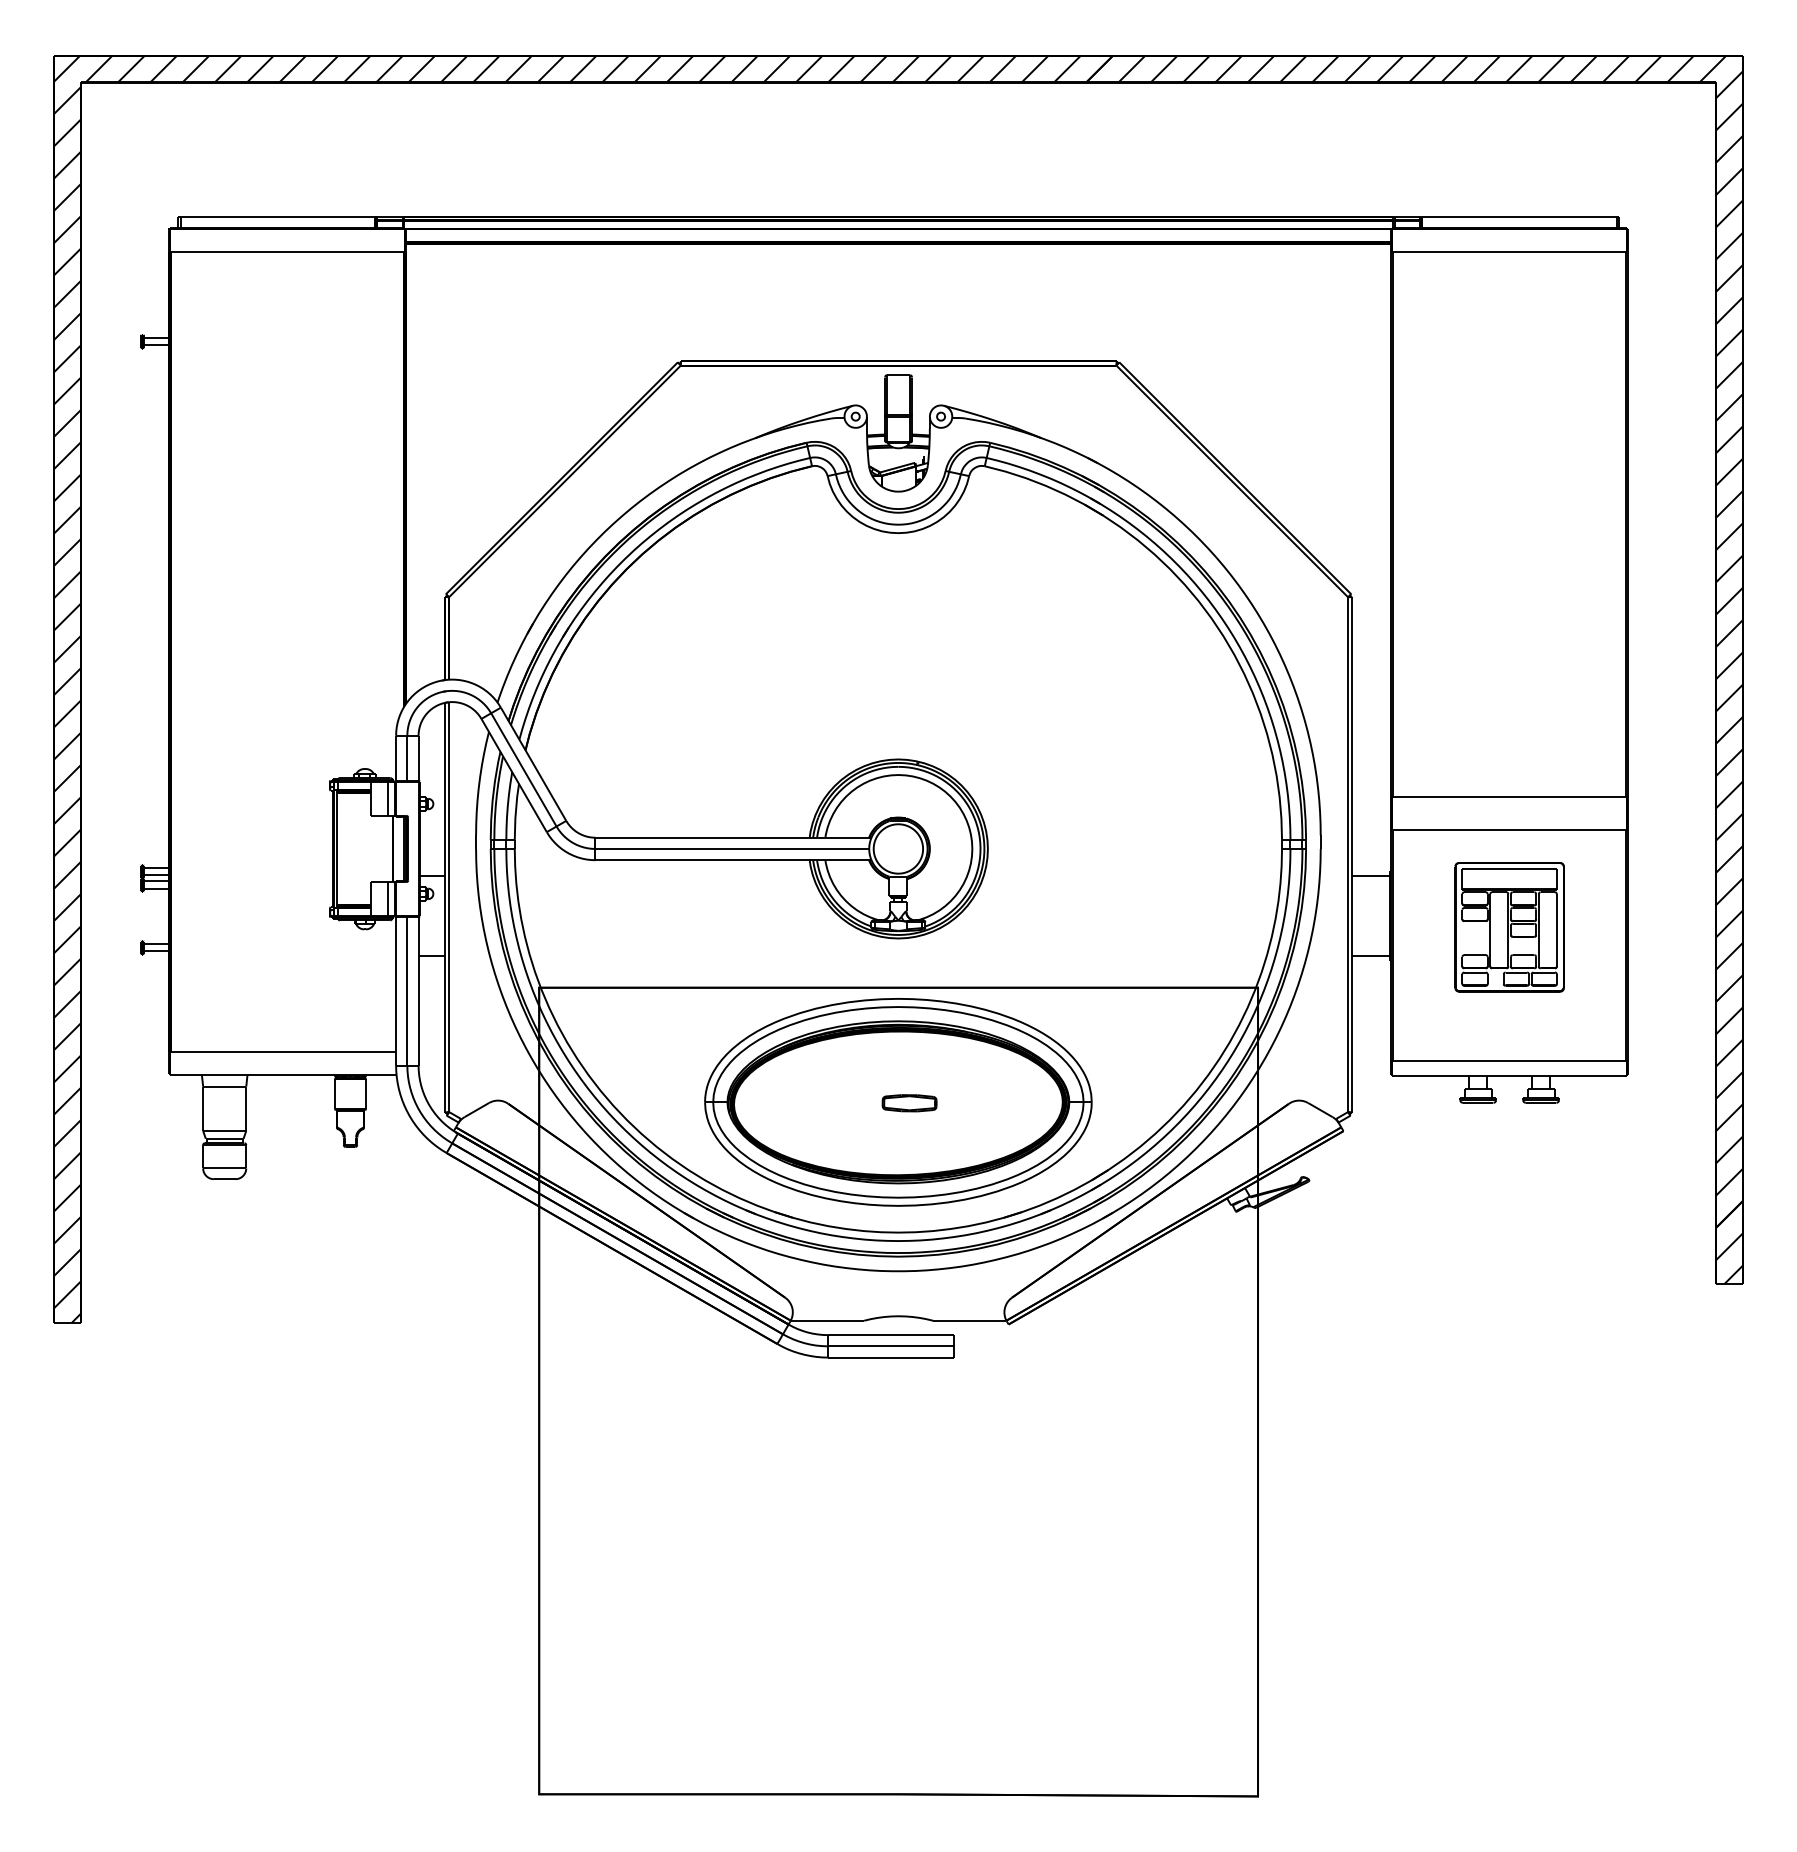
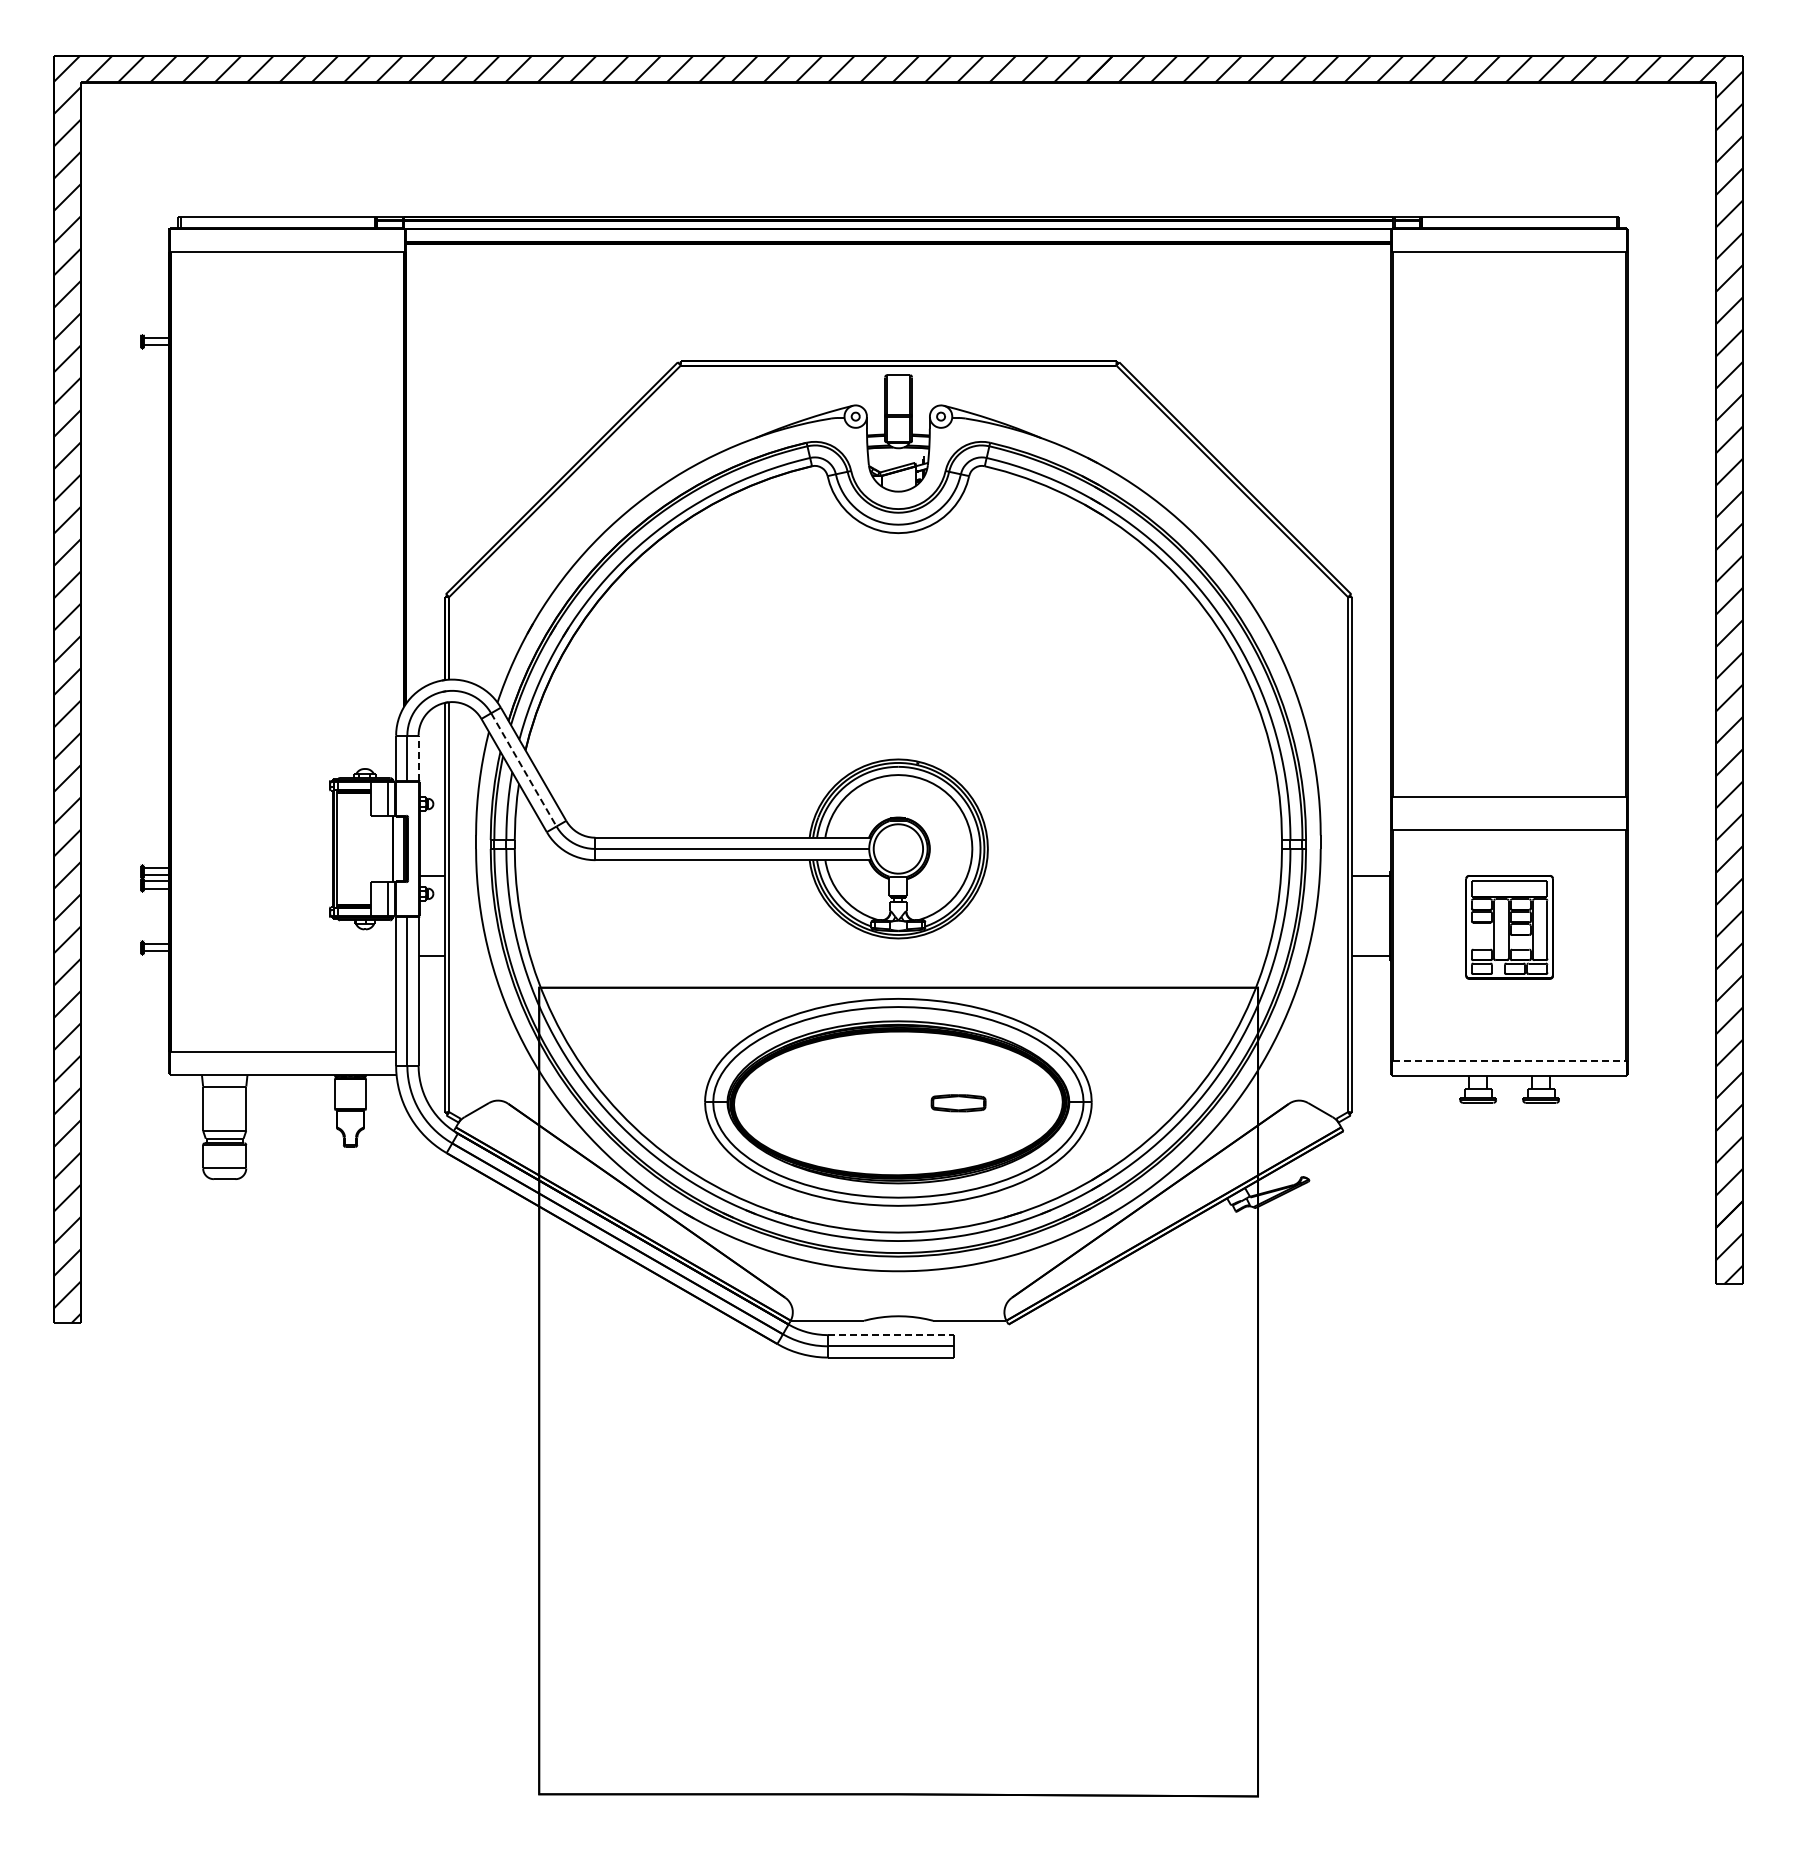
line: solid -> dashed (418, 757)
line: solid -> dashed (524, 770)
part size: 111x131 px -> 89x105 px (1509, 927)
line: solid -> dashed (1509, 1061)
part position: (909, 1103) -> (958, 1103) (958, 1103)
line: solid -> dashed (890, 1335)
